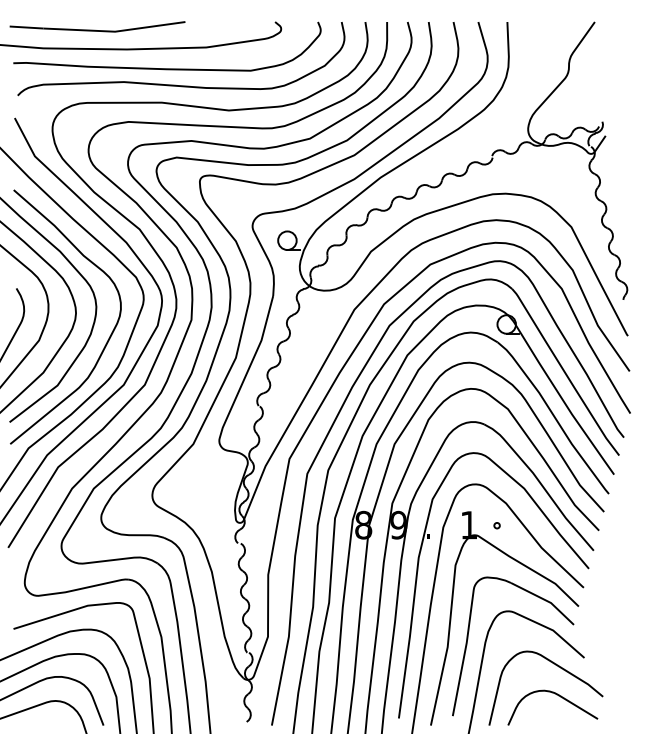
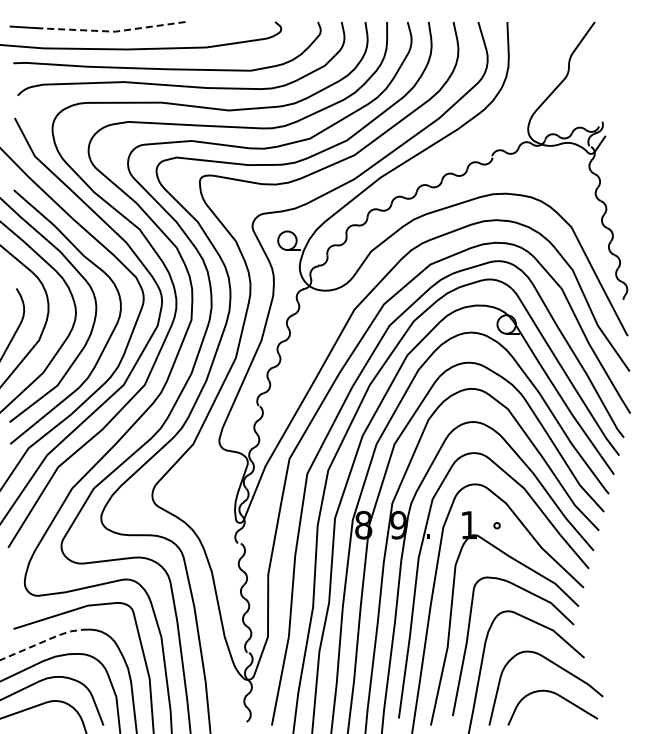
line: solid -> dashed (115, 31)
line: solid -> dashed (42, 642)
